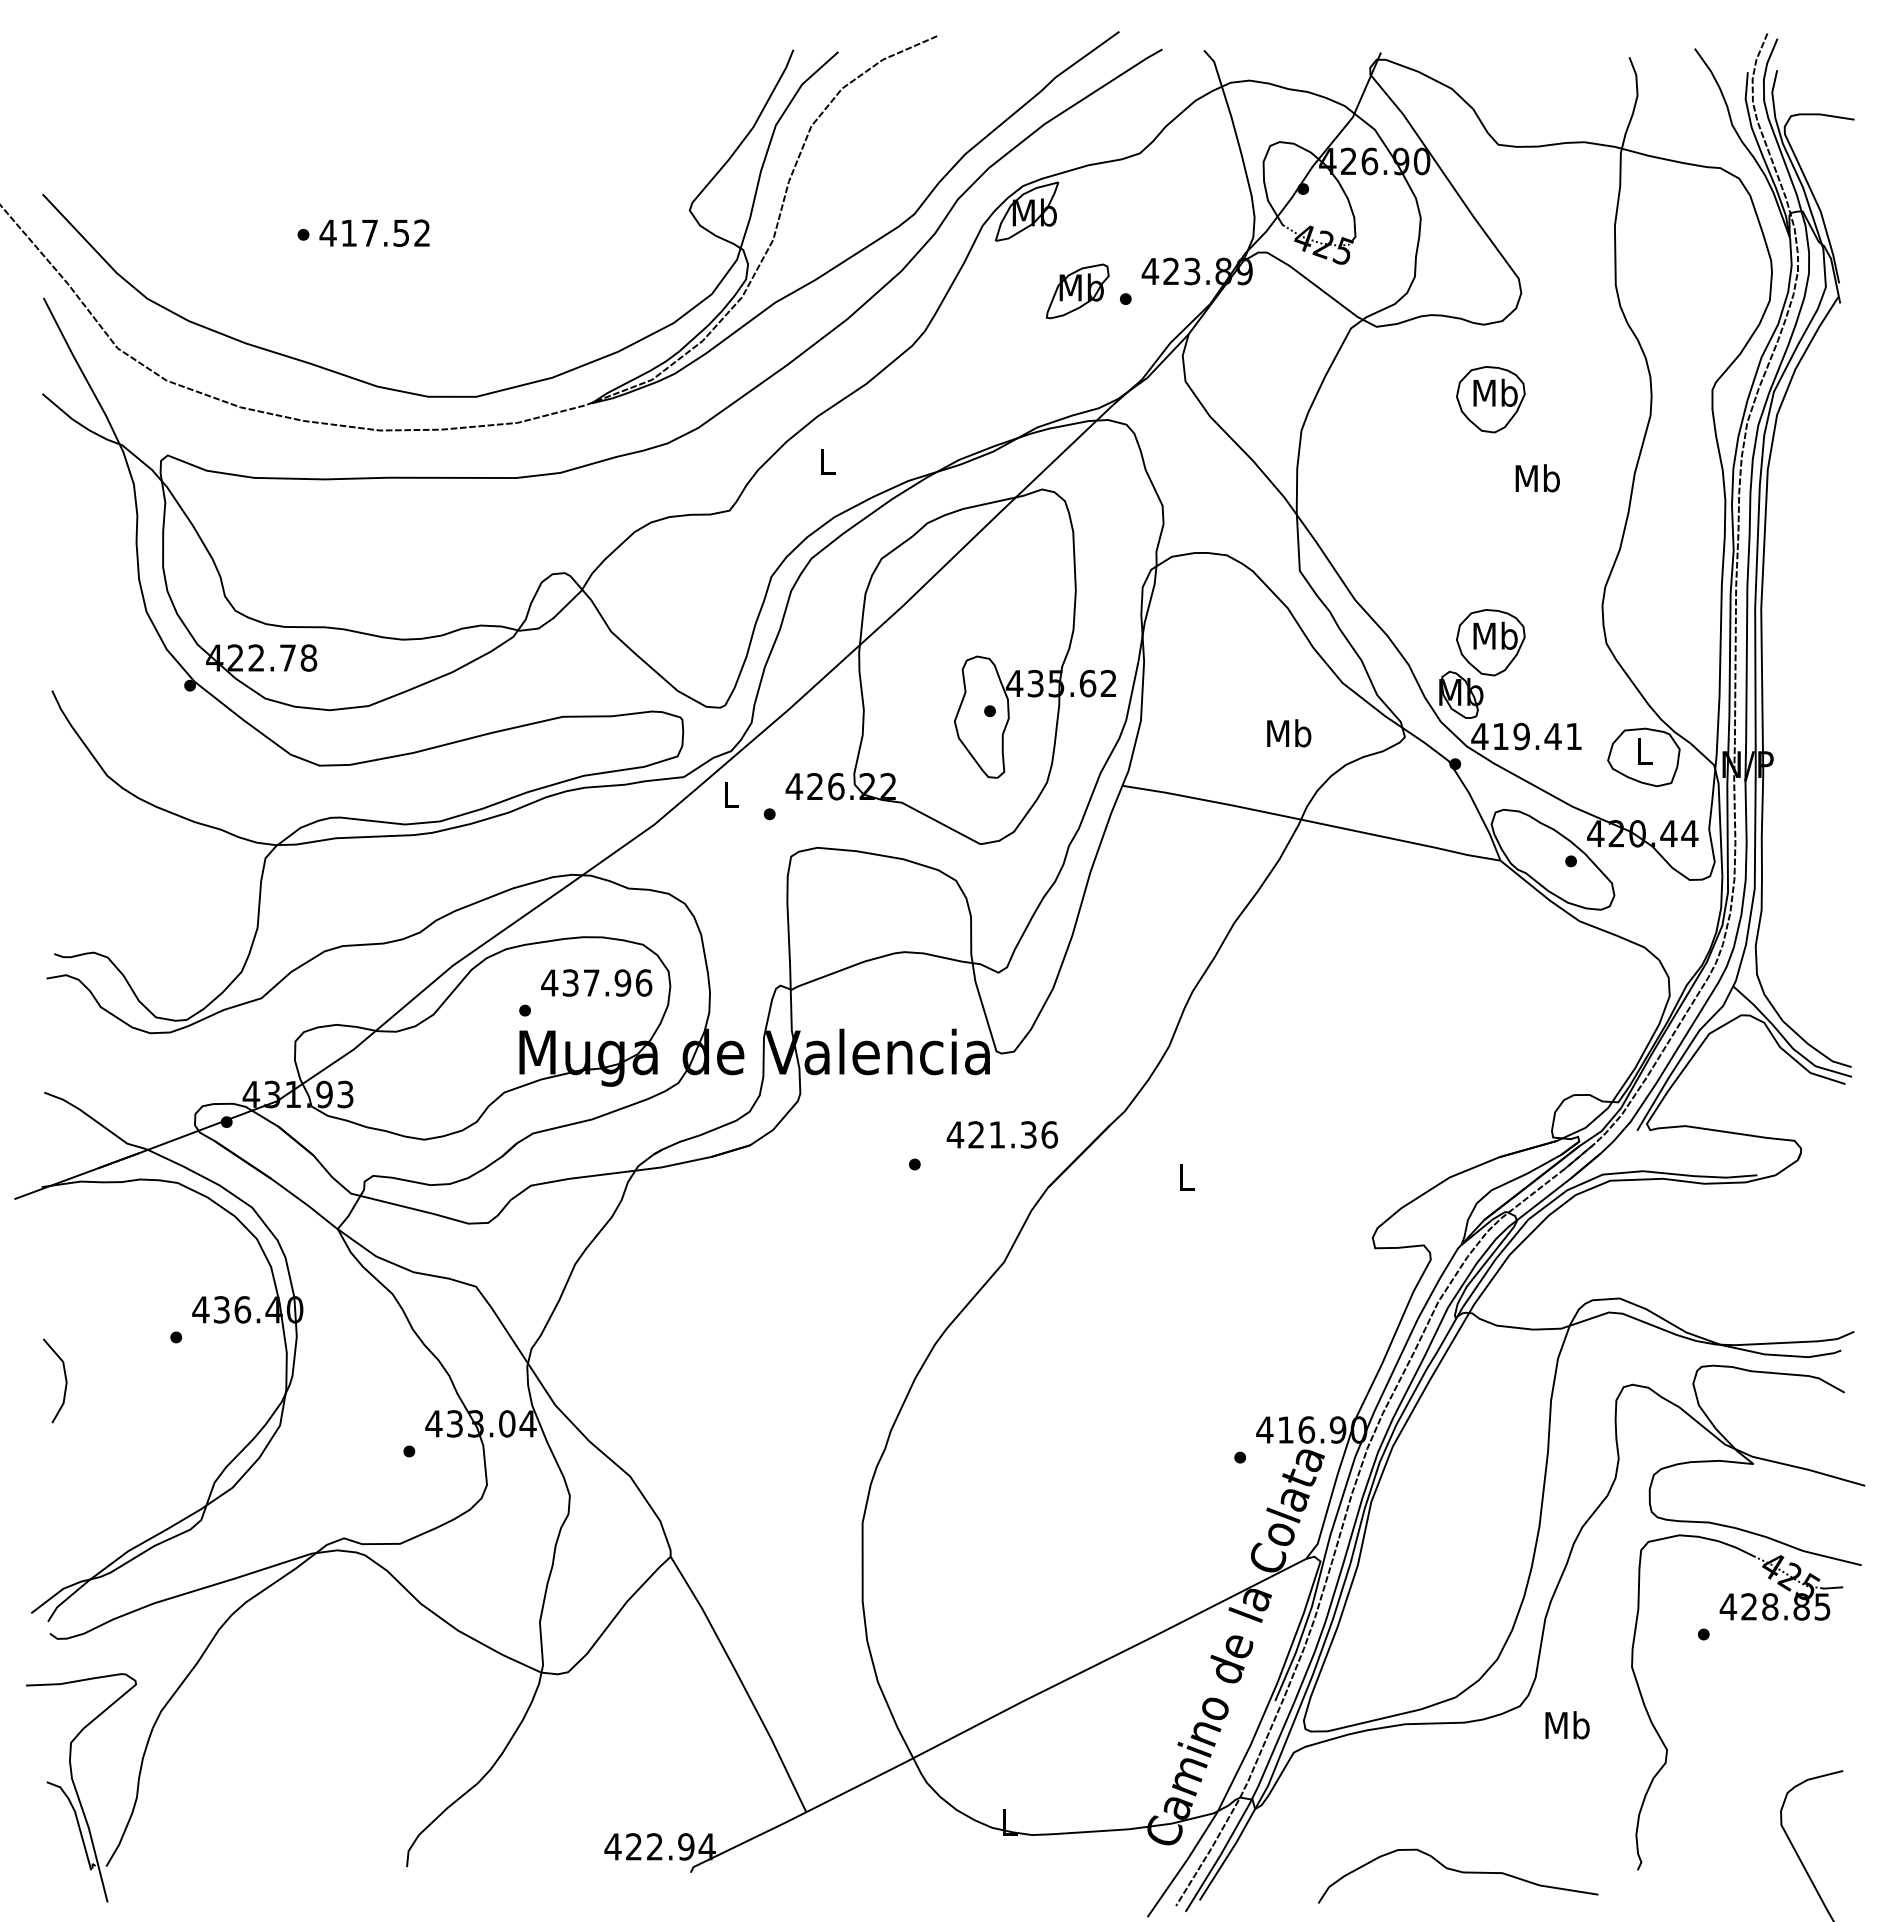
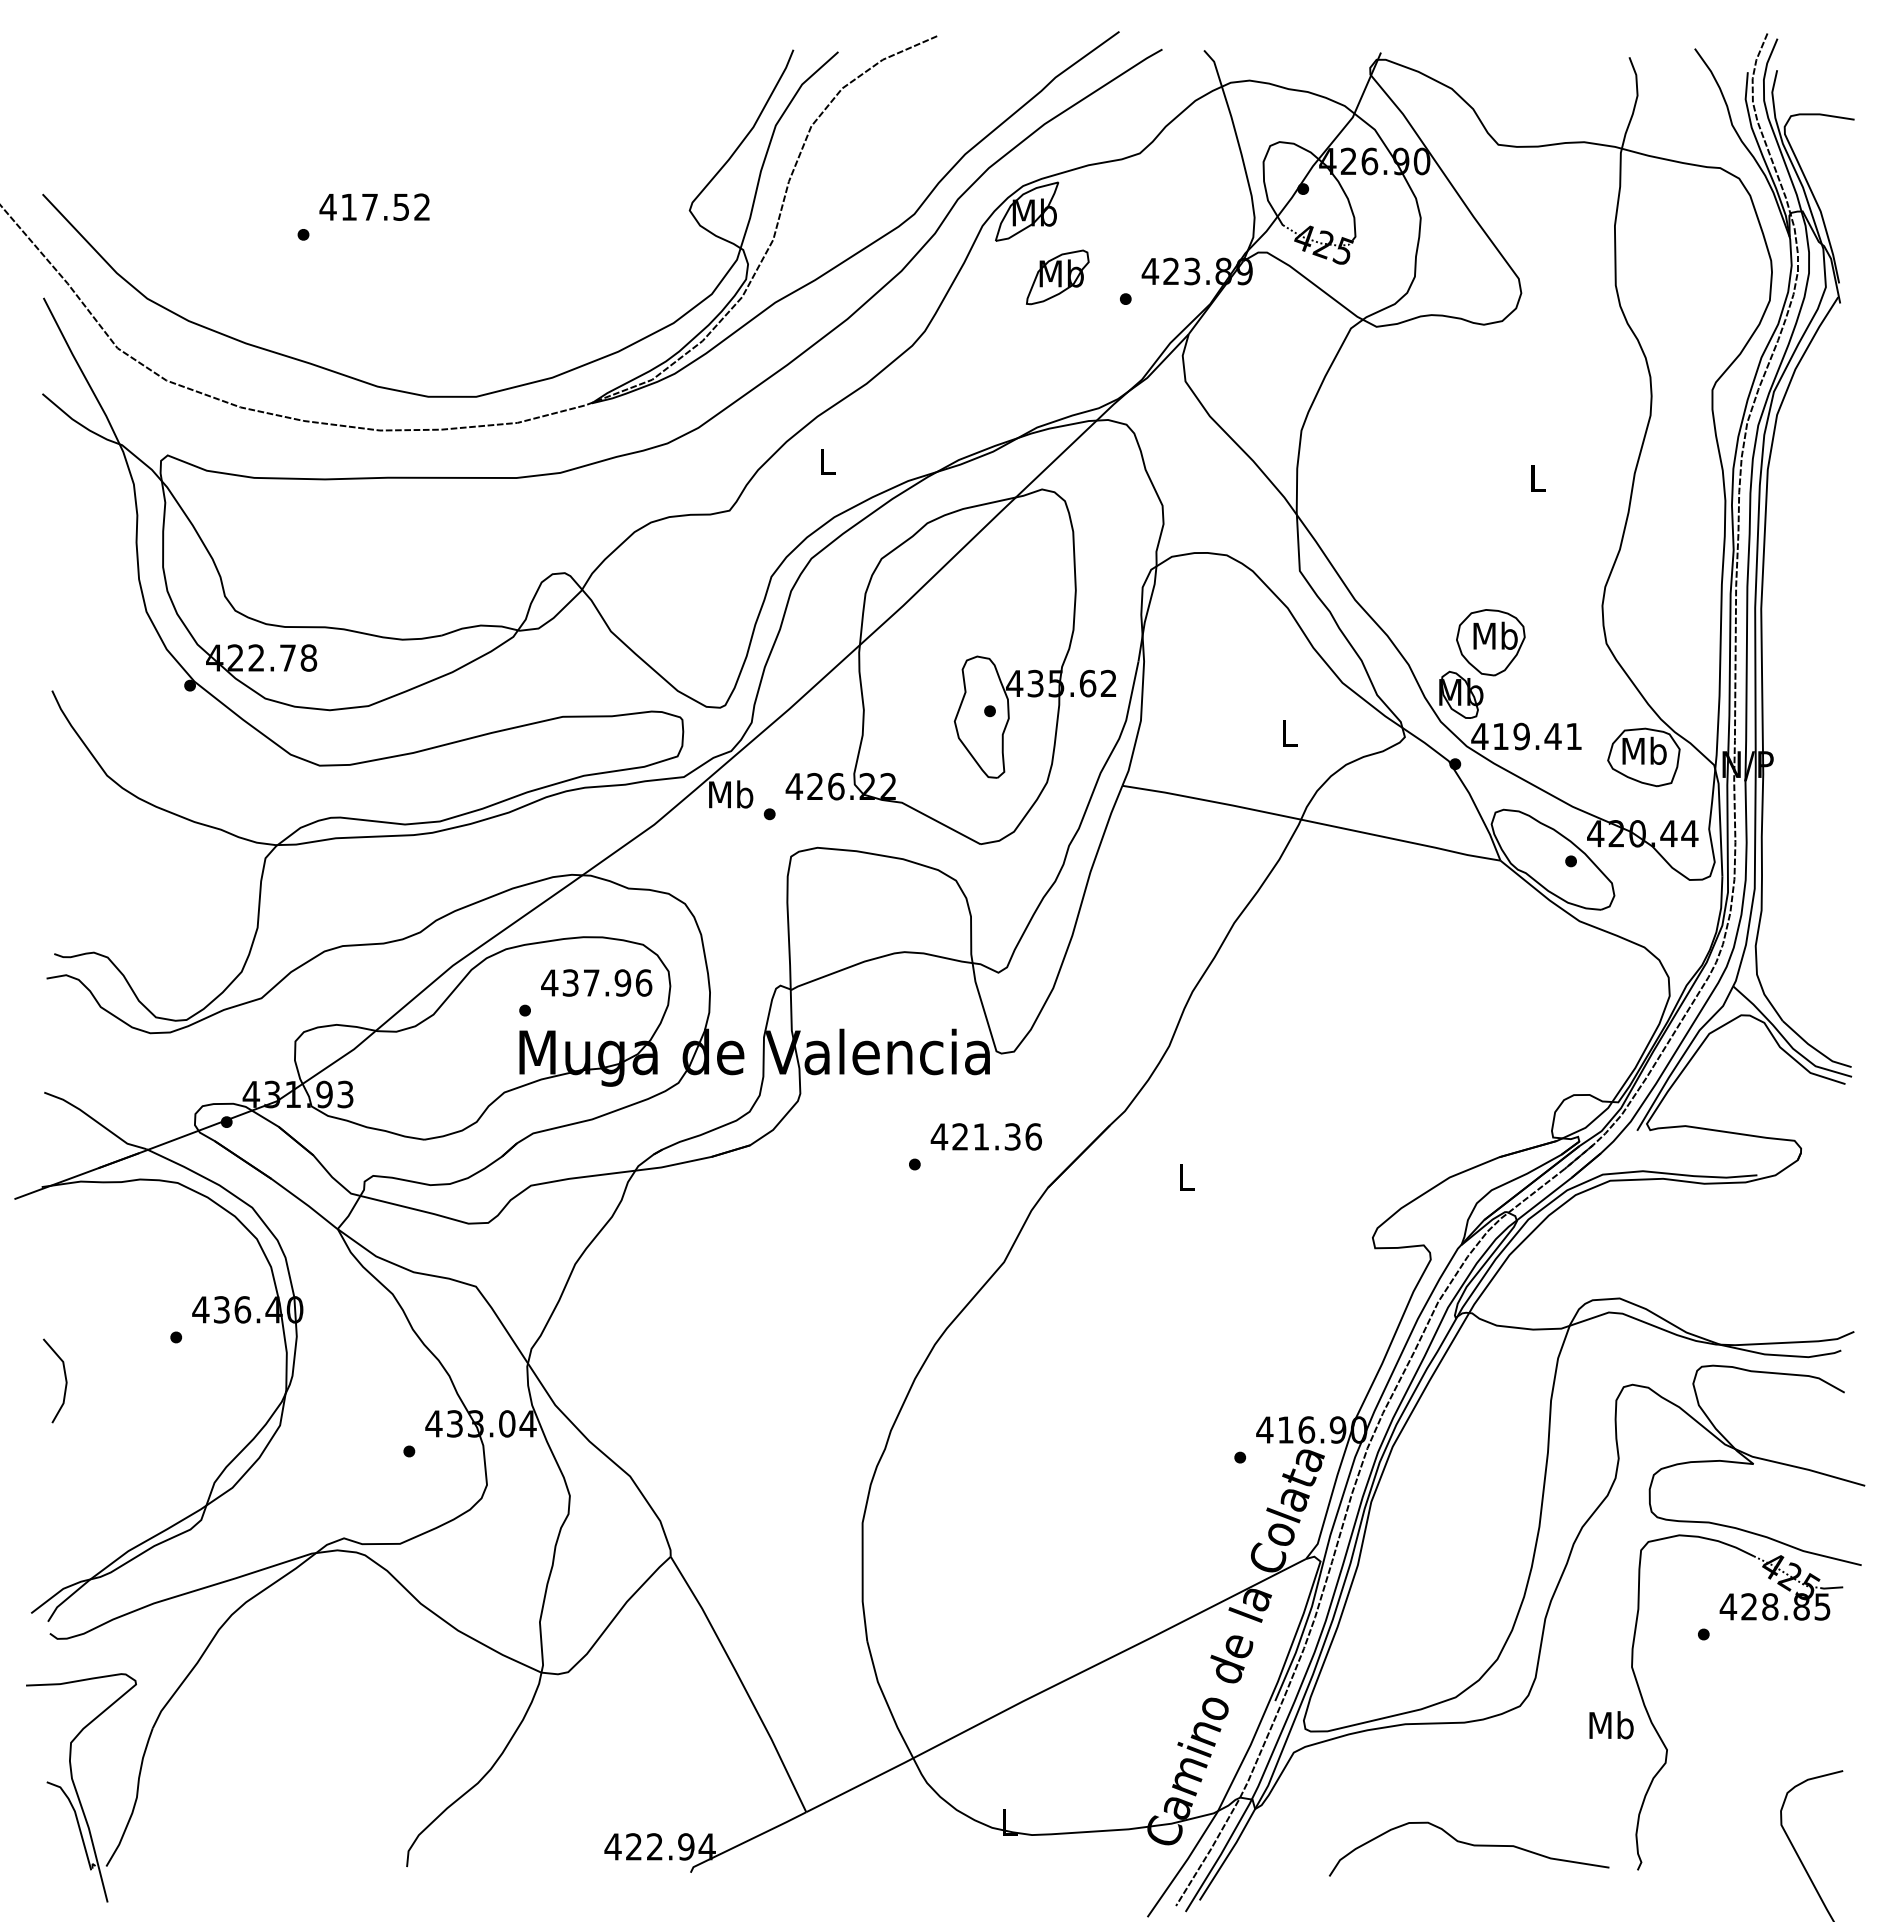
text position: (374, 232) -> (374, 206) (374, 206)
part position: (1077, 291) -> (1057, 277) (1057, 277)
part: present -> none (1490, 399)
text: Mb -> L (1537, 478)
text: Mb -> L (1289, 733)
text: L -> Mb (1644, 750)
text: L -> Mb (731, 794)
text position: (1001, 1134) -> (985, 1136) (985, 1136)
text position: (1567, 1725) -> (1611, 1725) (1611, 1725)
curve position: (1458, 1872) -> (1469, 1845) (1469, 1845)
